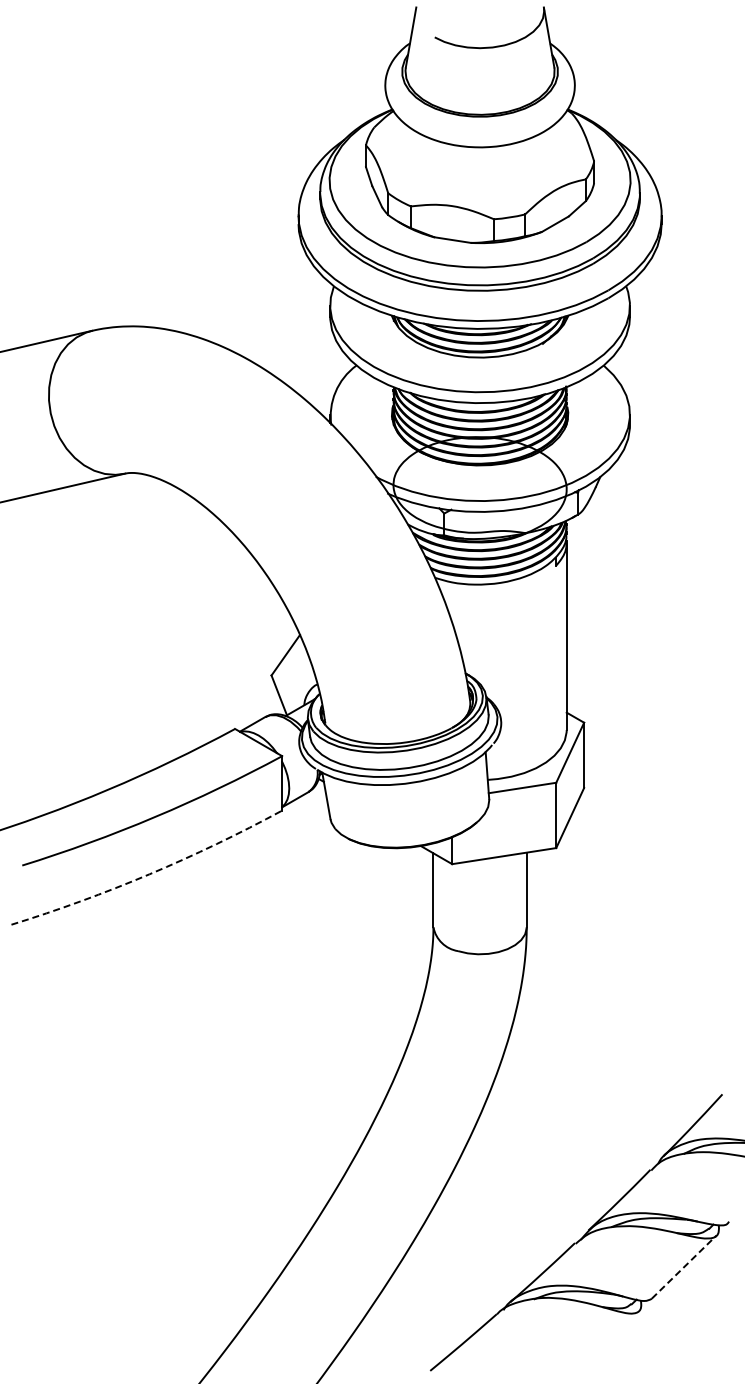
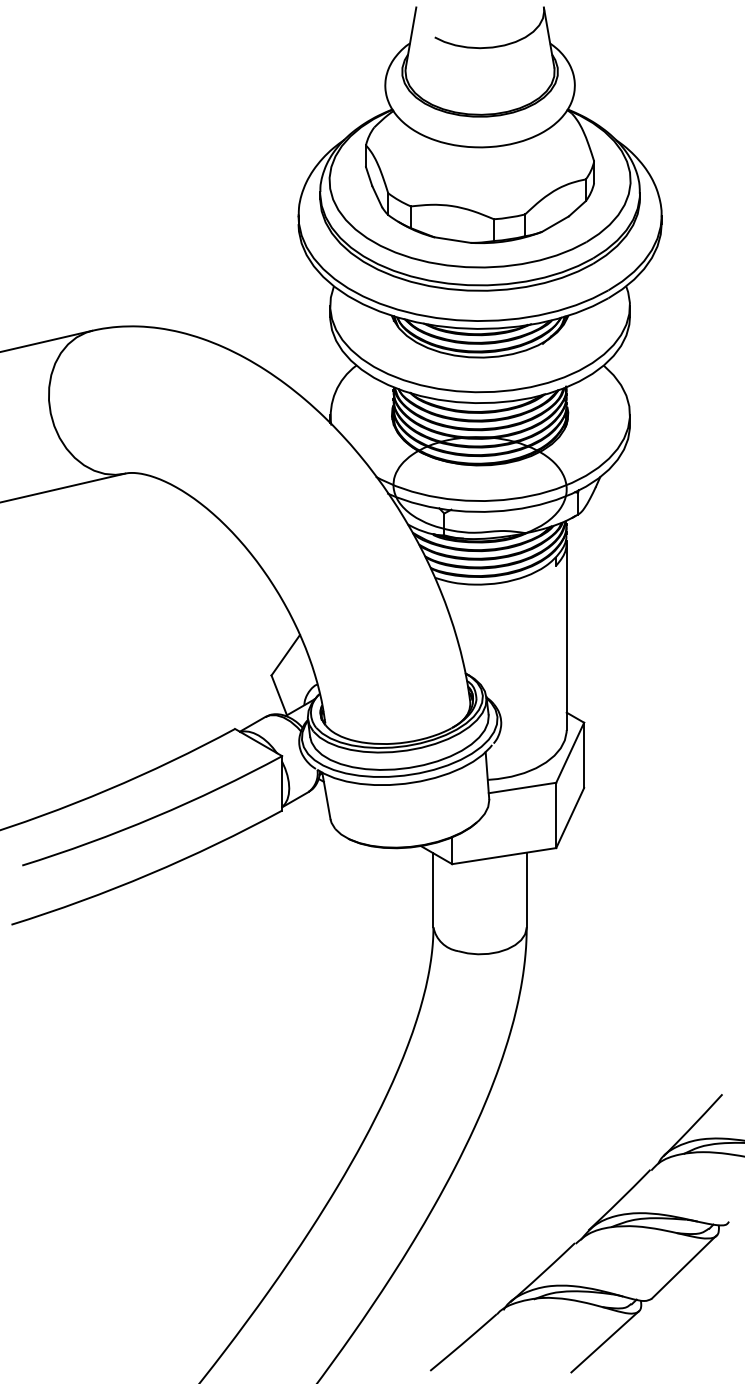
arc: dashed -> solid (149, 874)
line: dashed -> solid (684, 1266)
line: none -> present (604, 1341)
